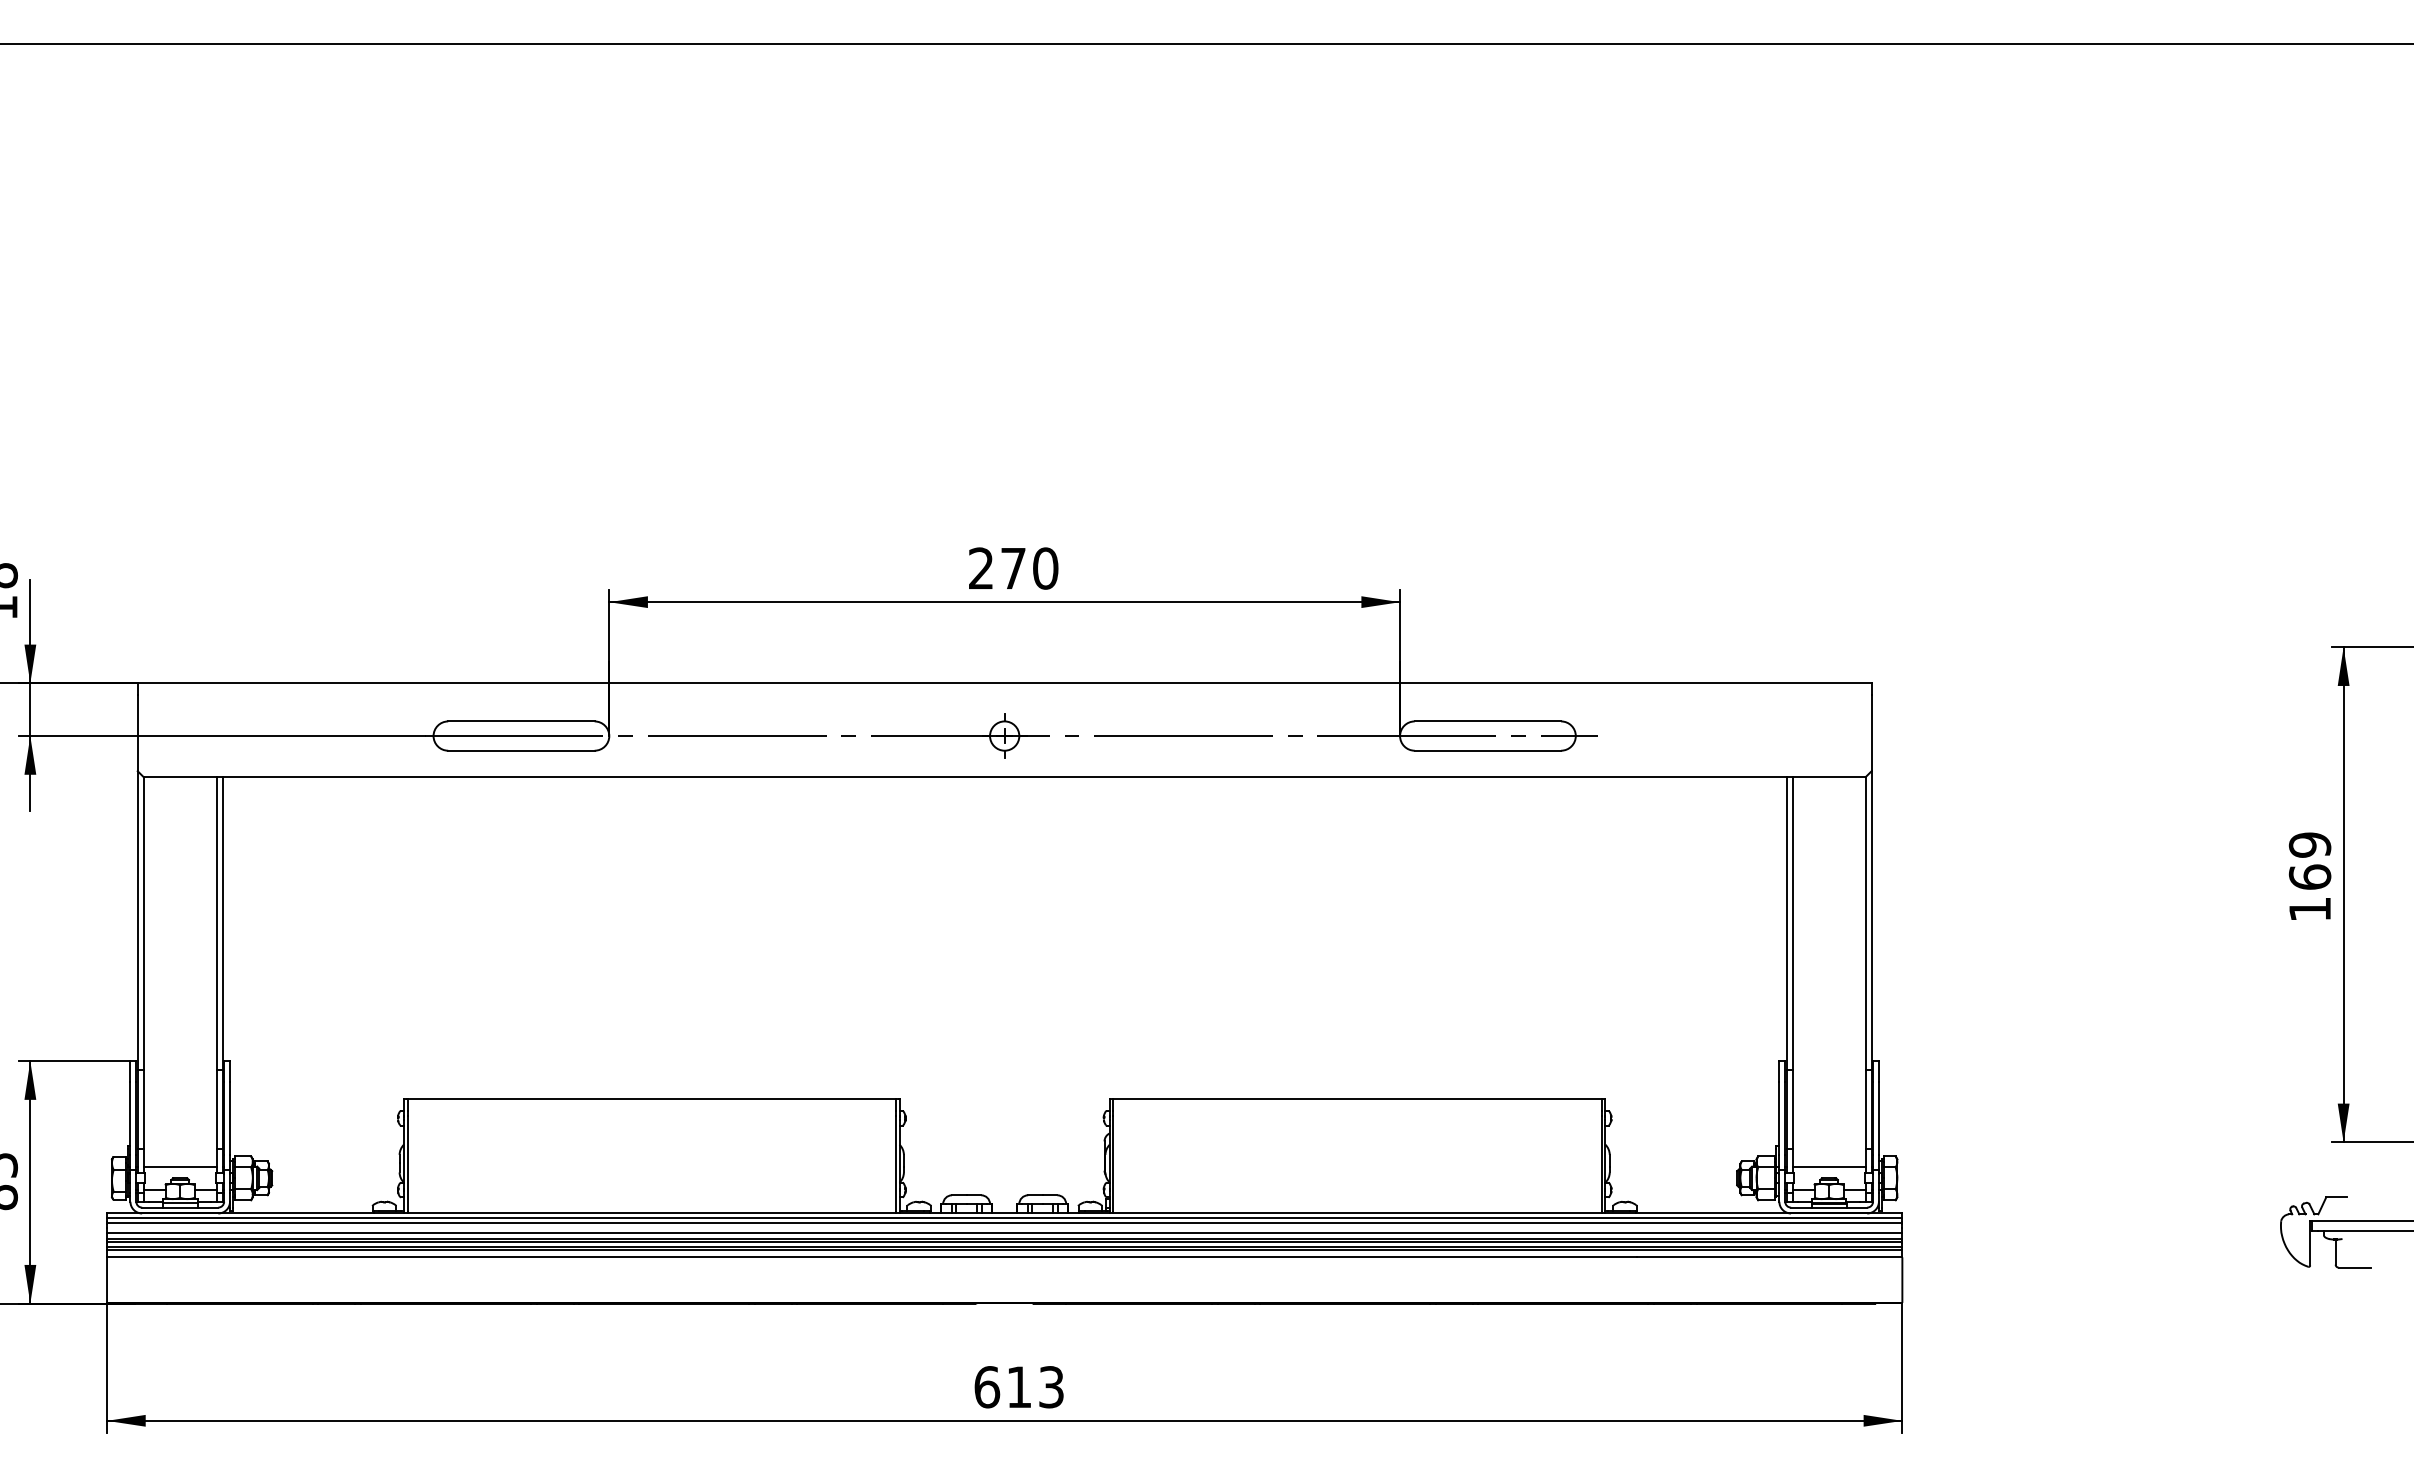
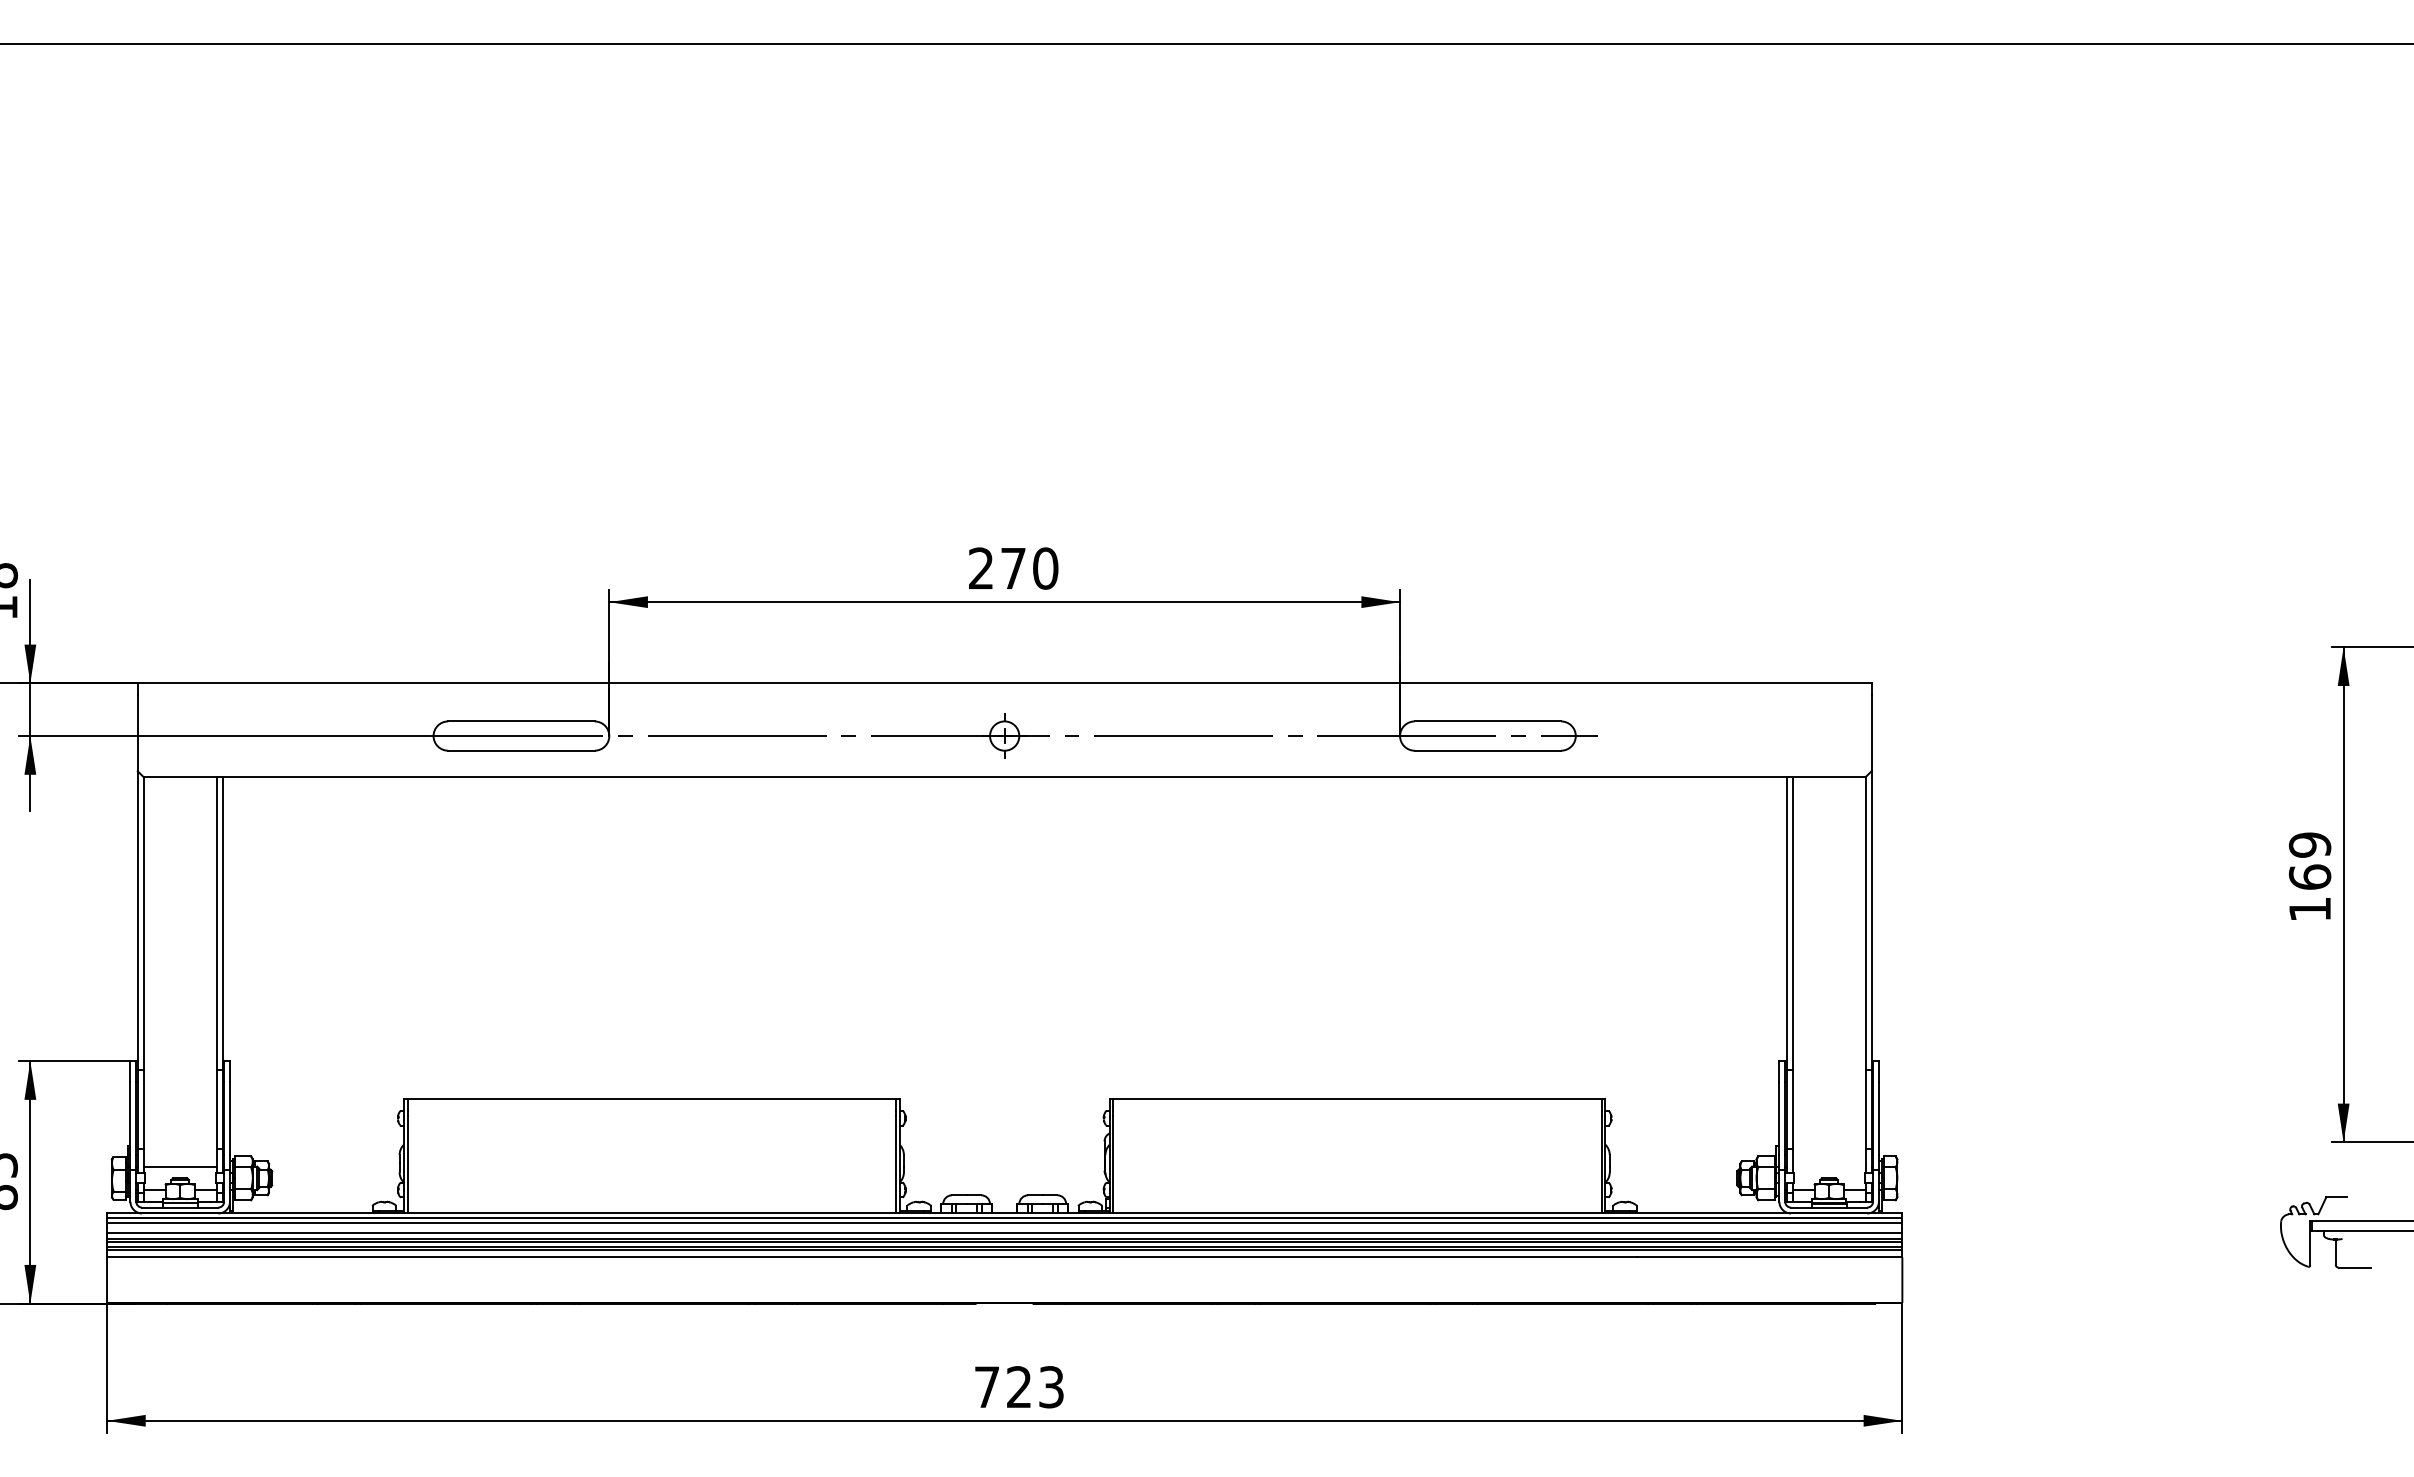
line: present -> none (1828, 1166)
text: 613 -> 723 (1002, 1387)
